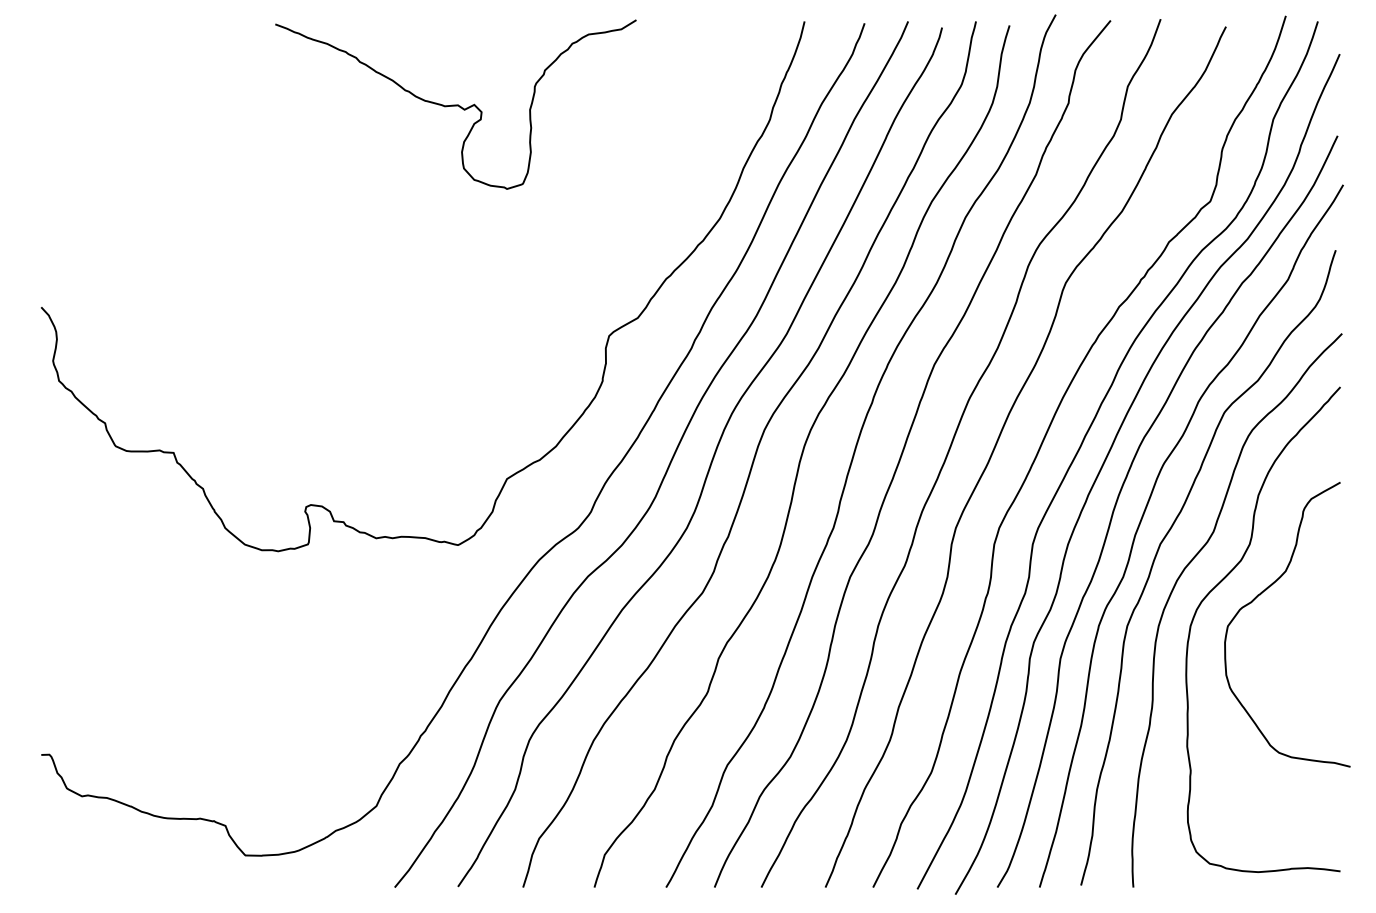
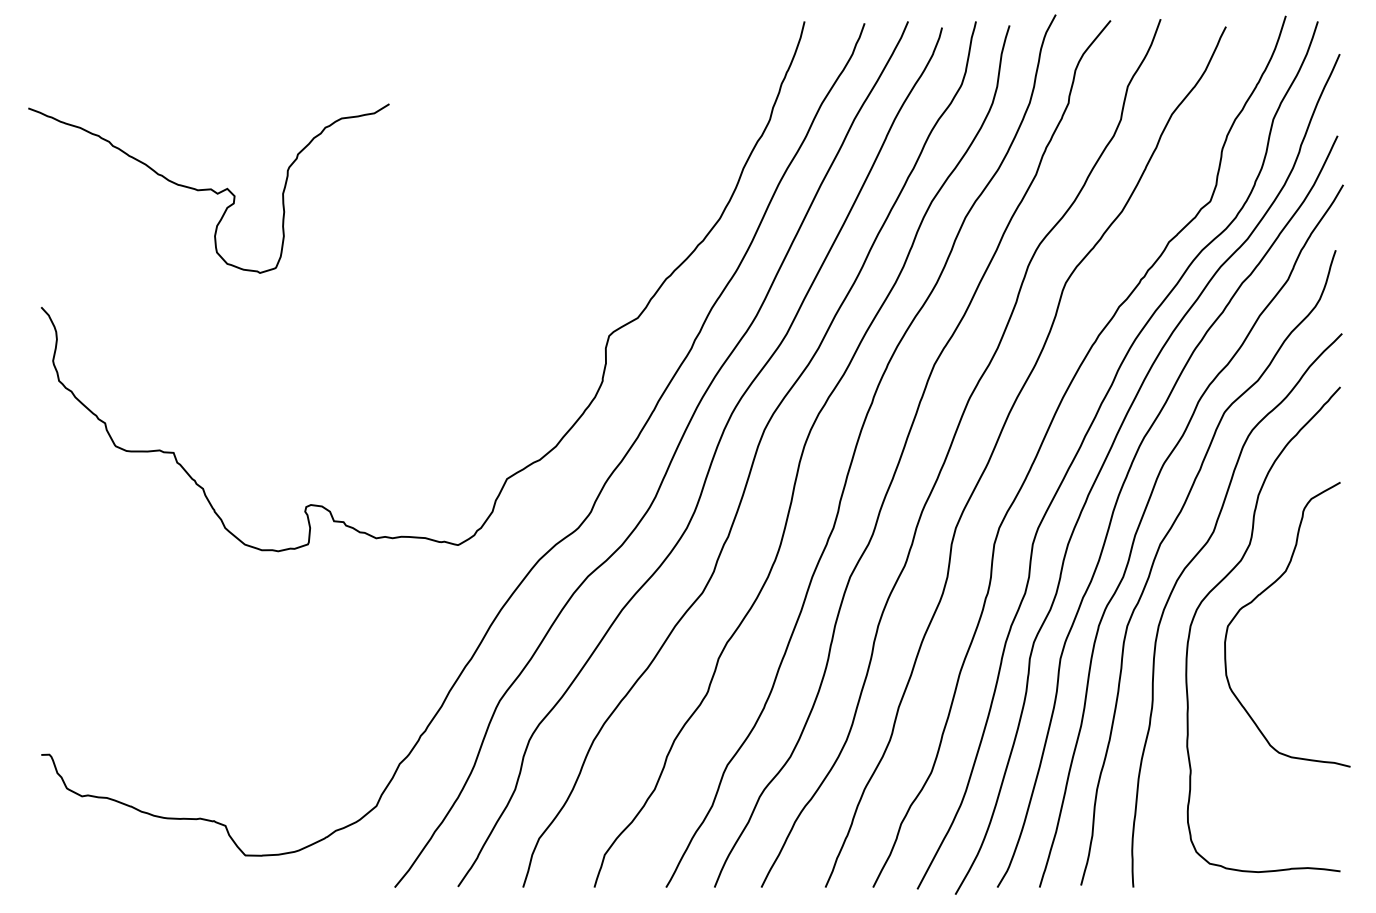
curve position: (455, 104) -> (208, 188) (208, 188)
